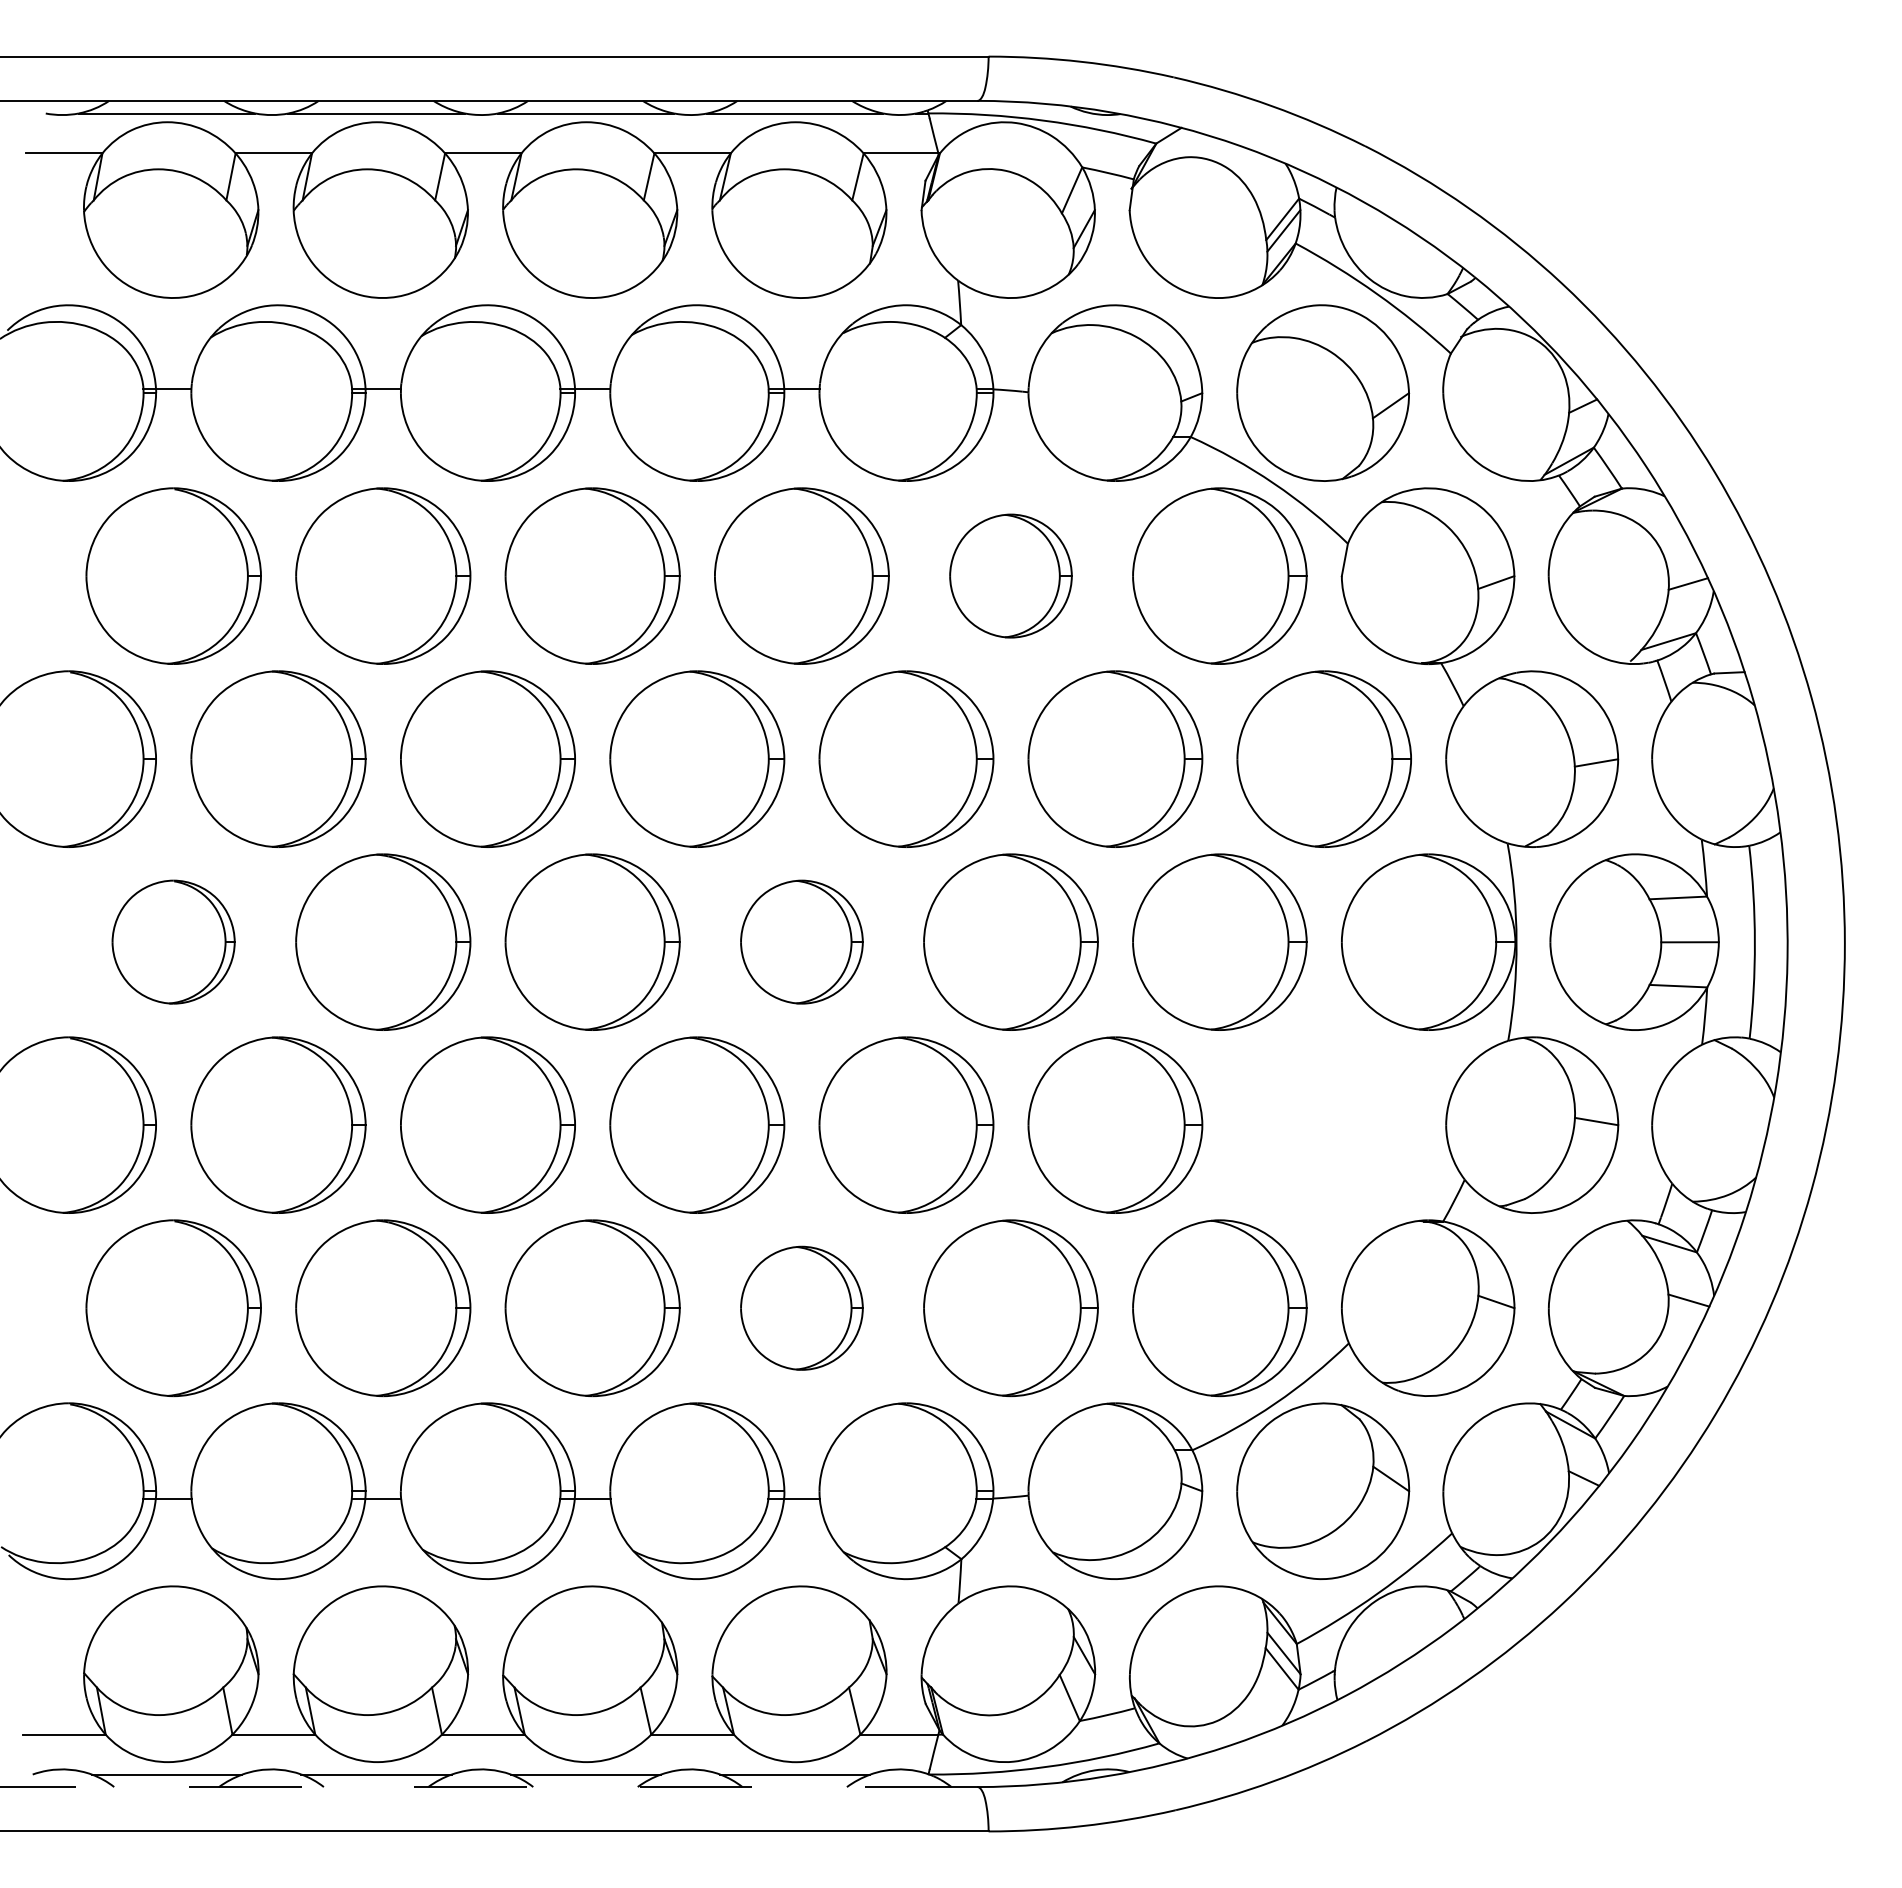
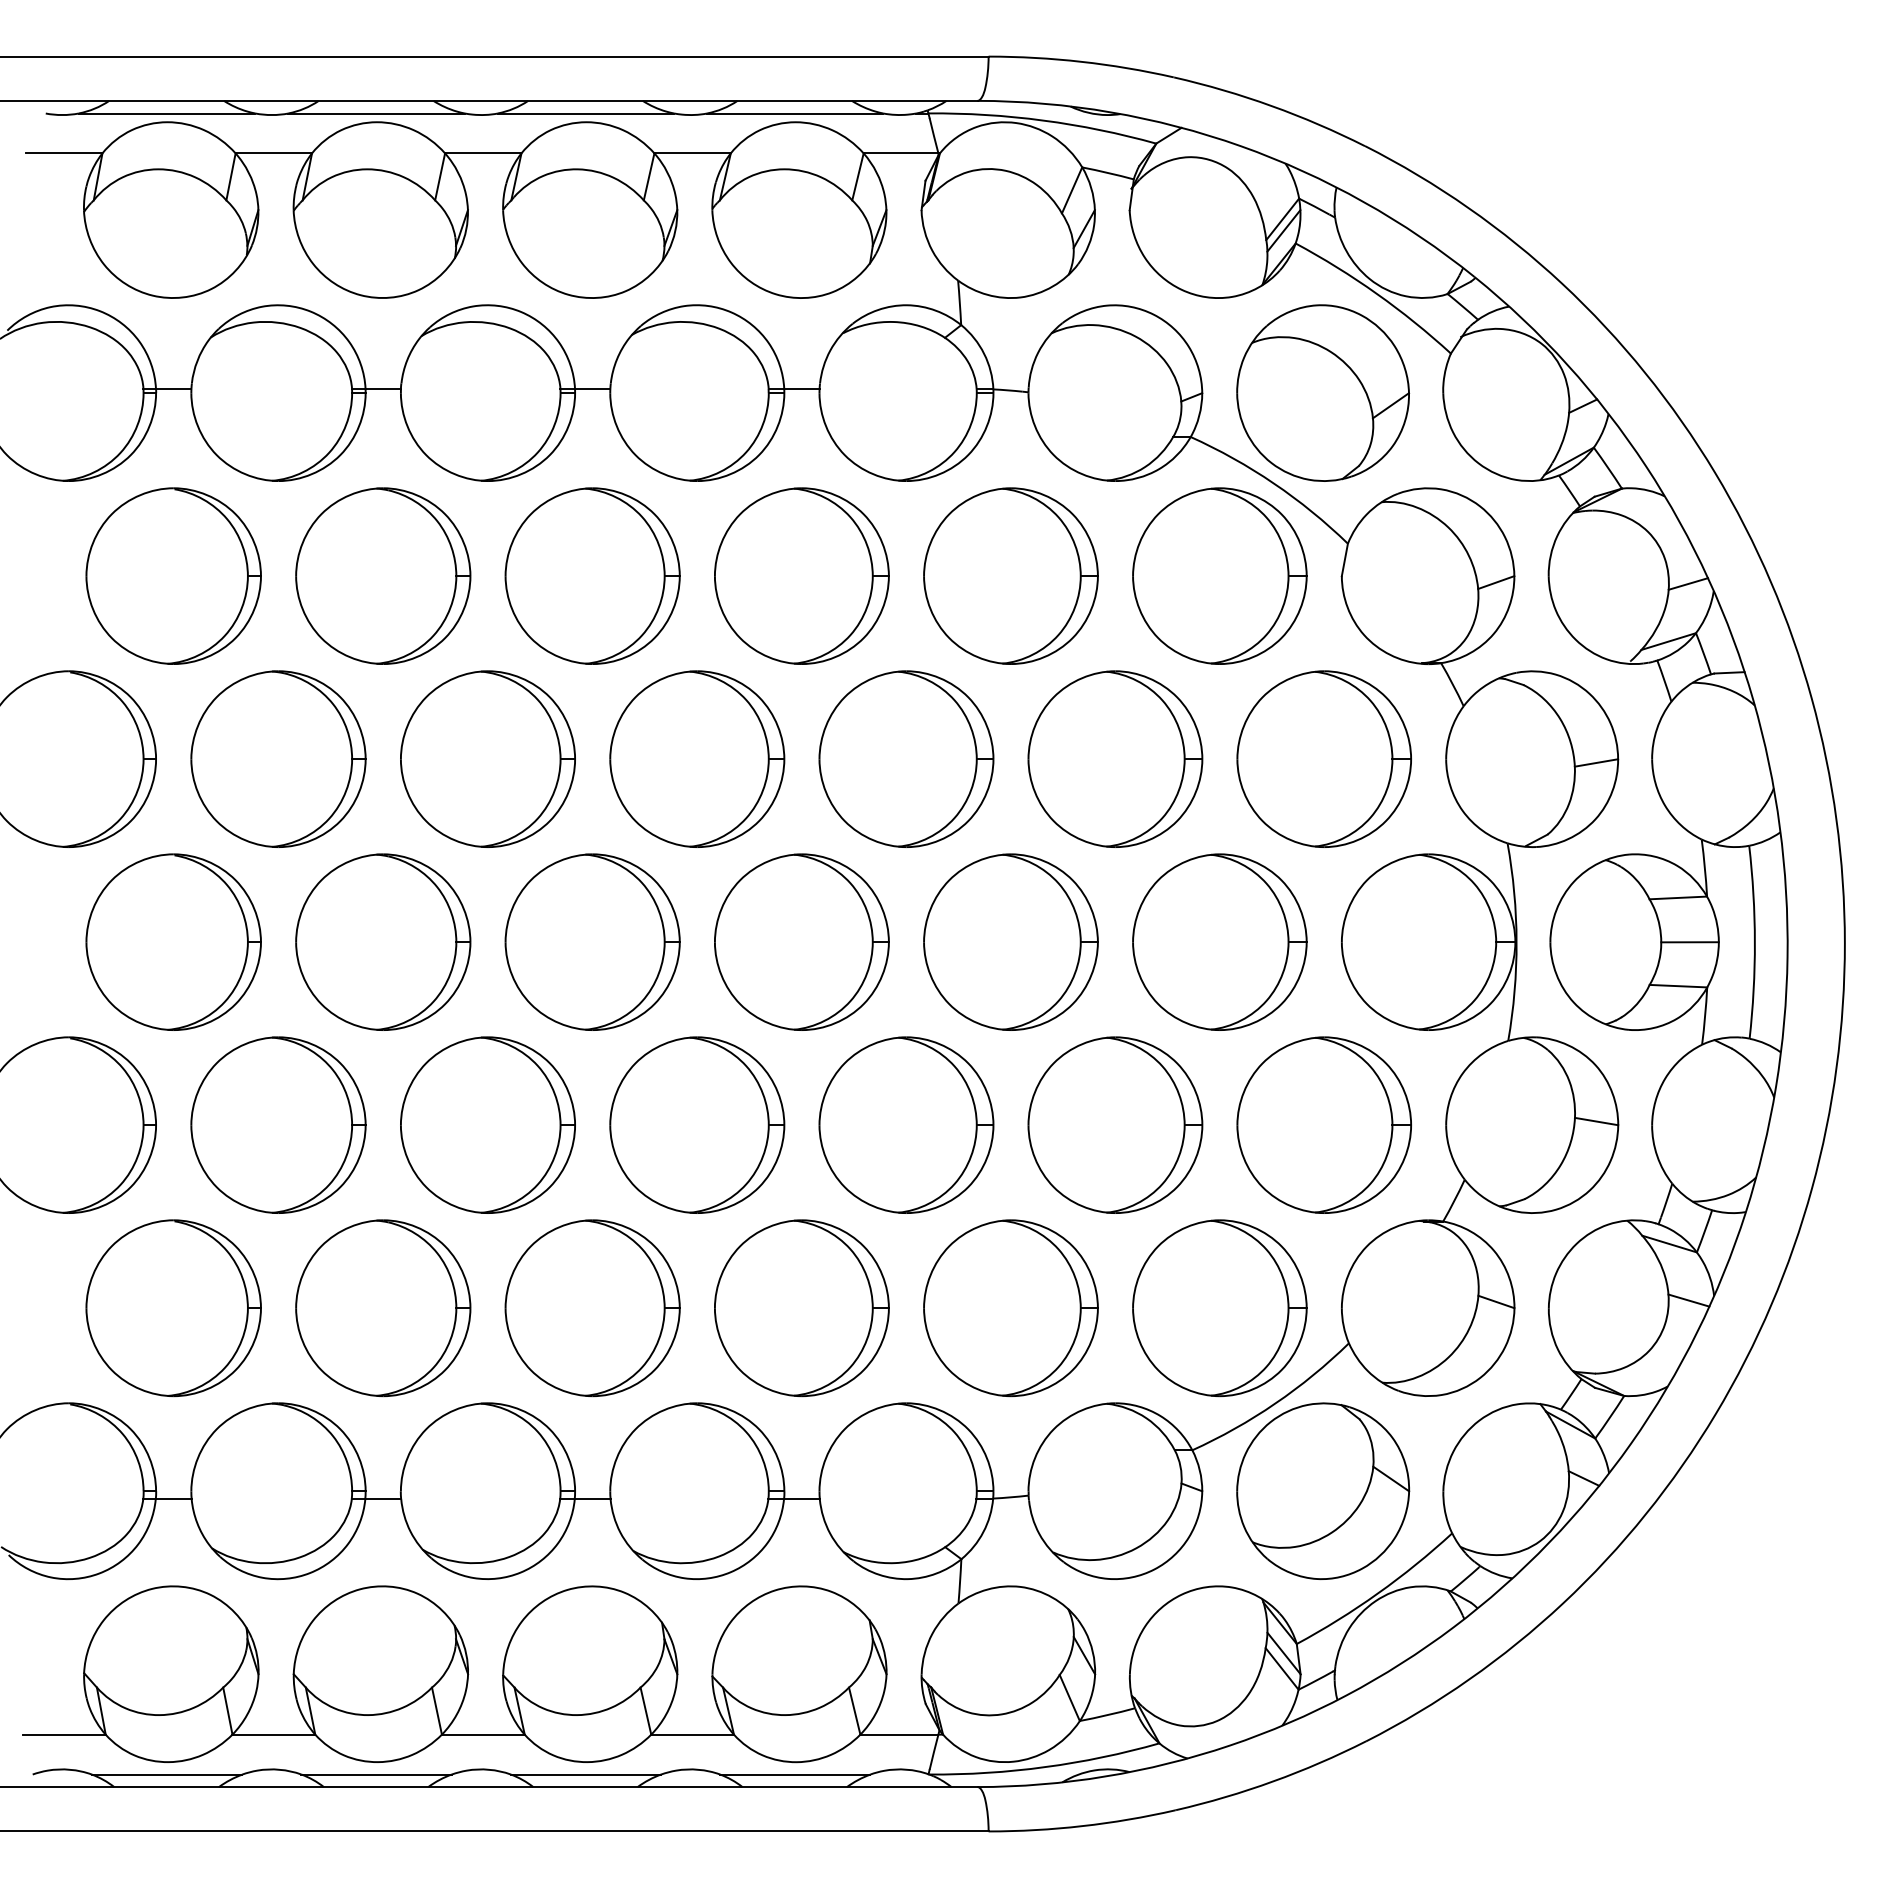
part size: 124x126 px -> 176x178 px (1010, 575)
part size: 125x126 px -> 177x178 px (173, 941)
part size: 124x126 px -> 176x178 px (801, 941)
part: none -> present (1323, 1124)
part size: 124x126 px -> 176x179 px (801, 1308)
line: dashed -> solid (488, 1787)
